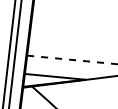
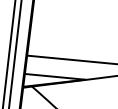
line: dashed -> solid (72, 60)
